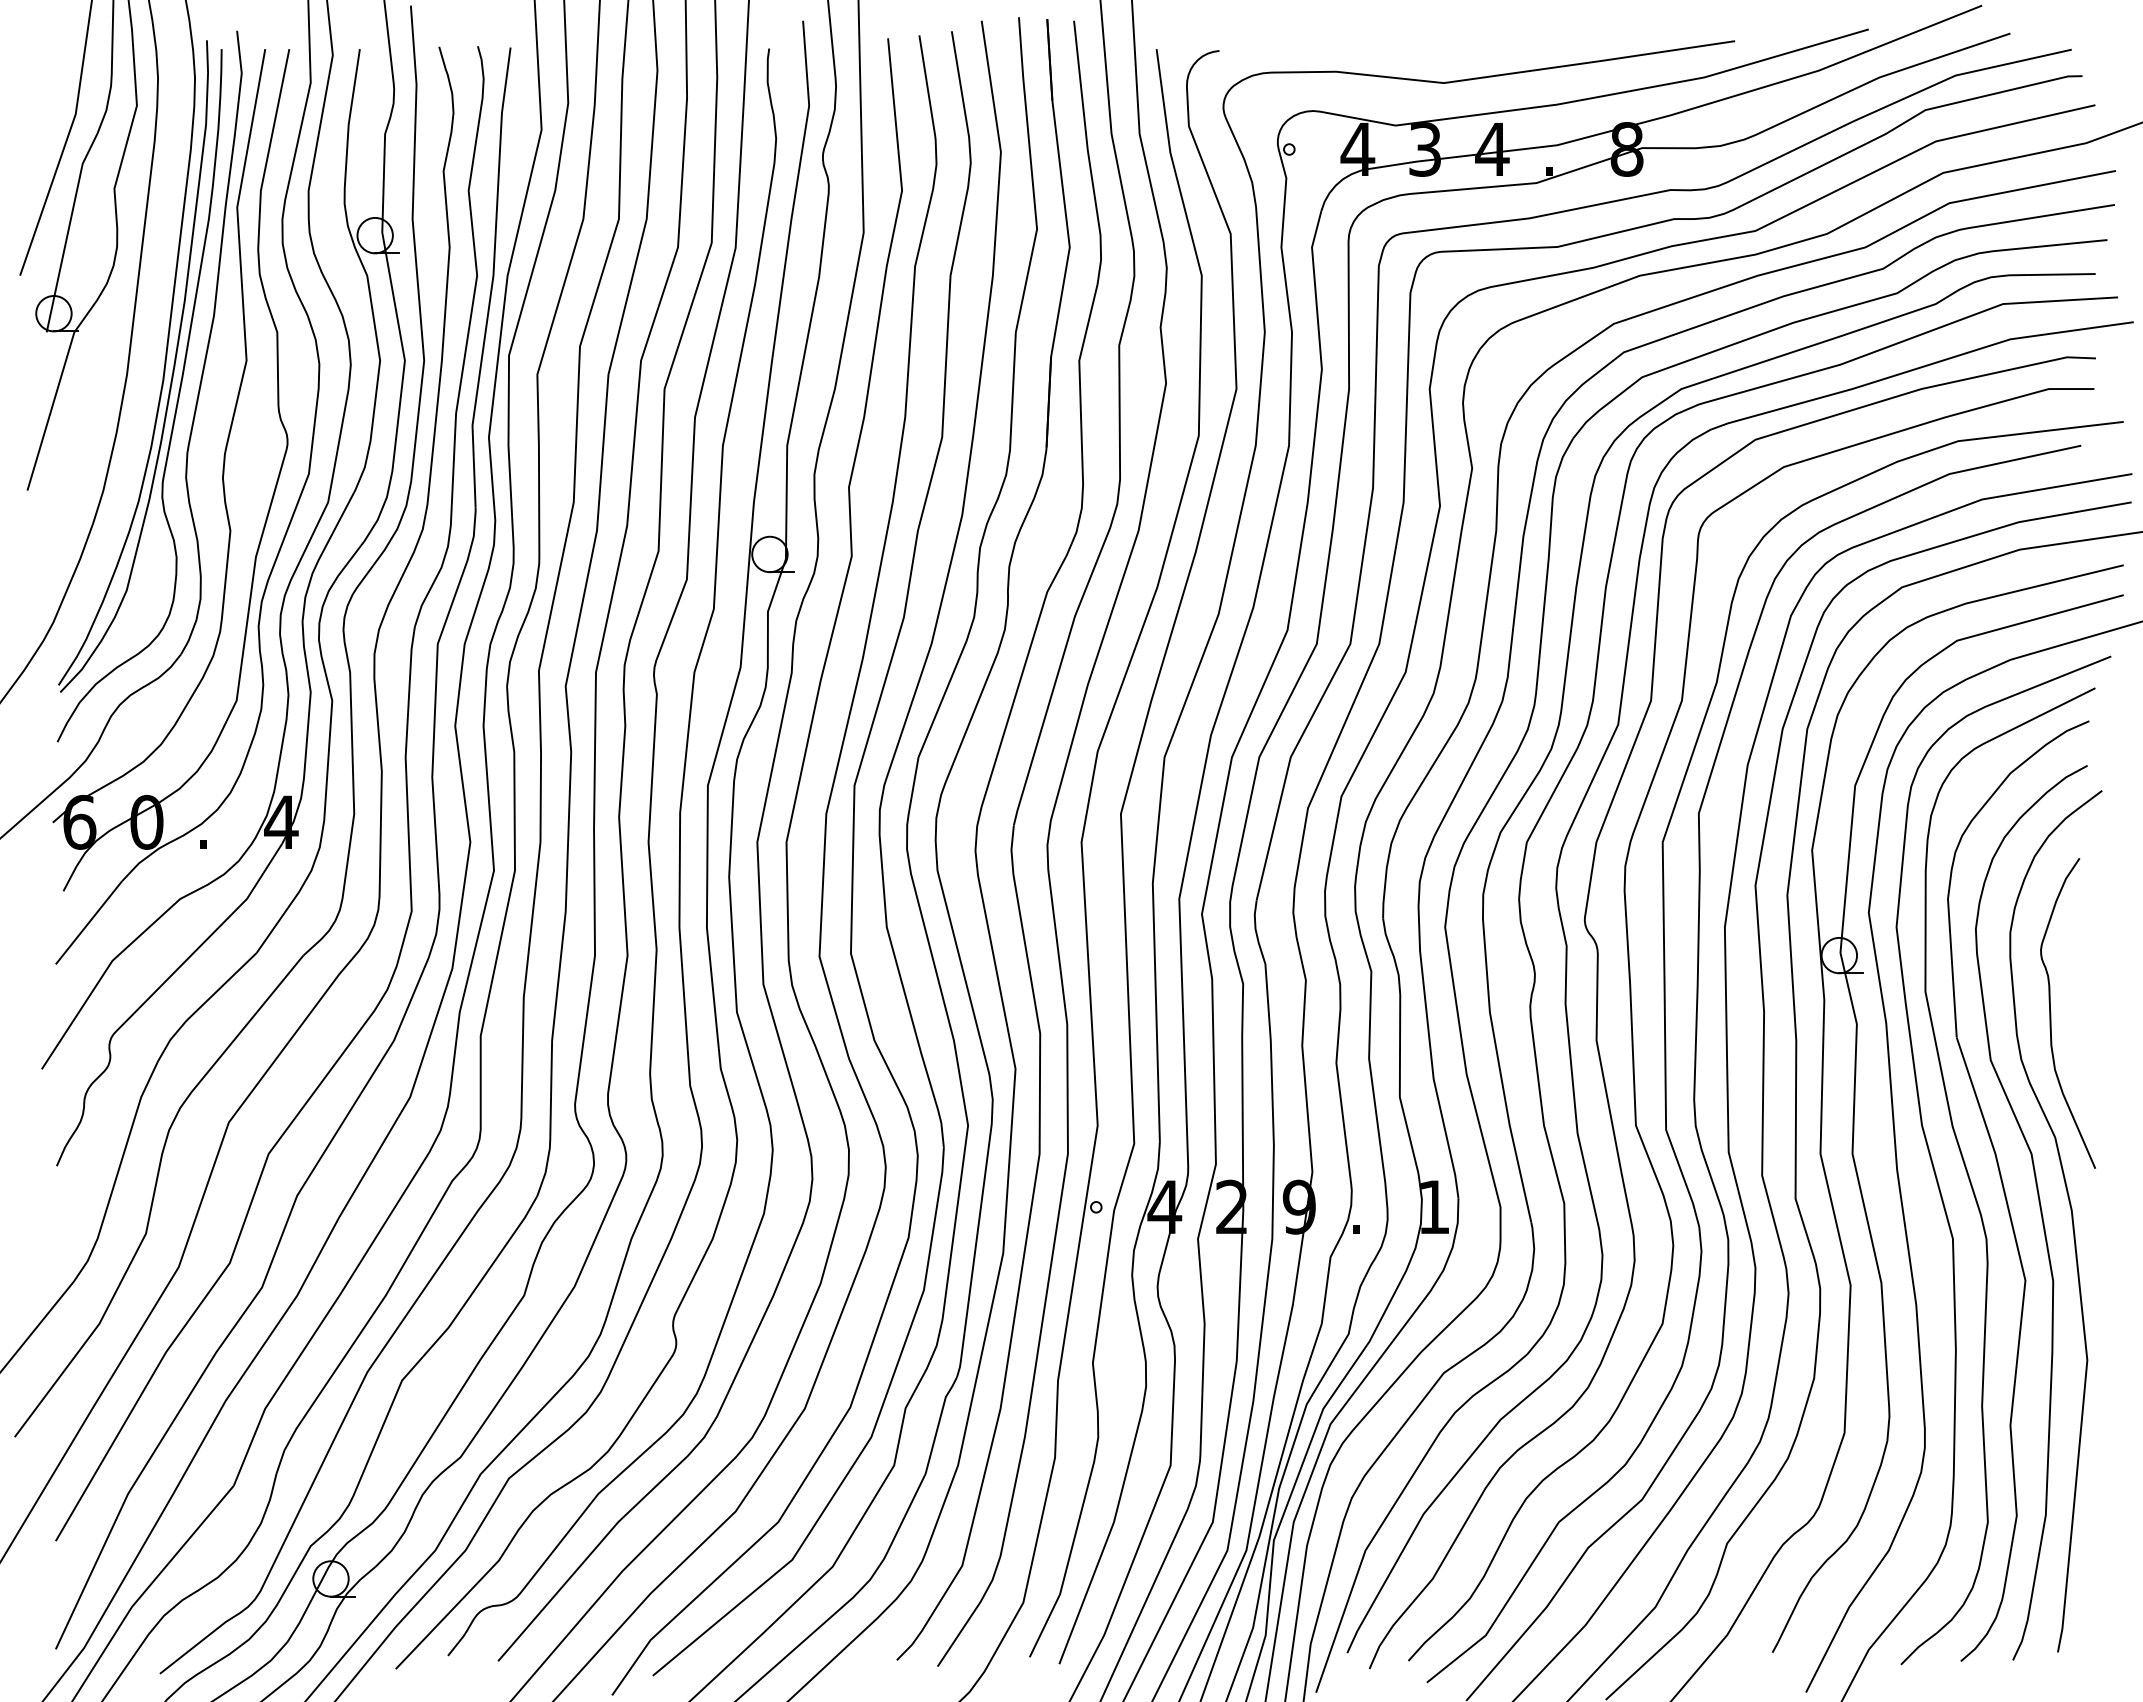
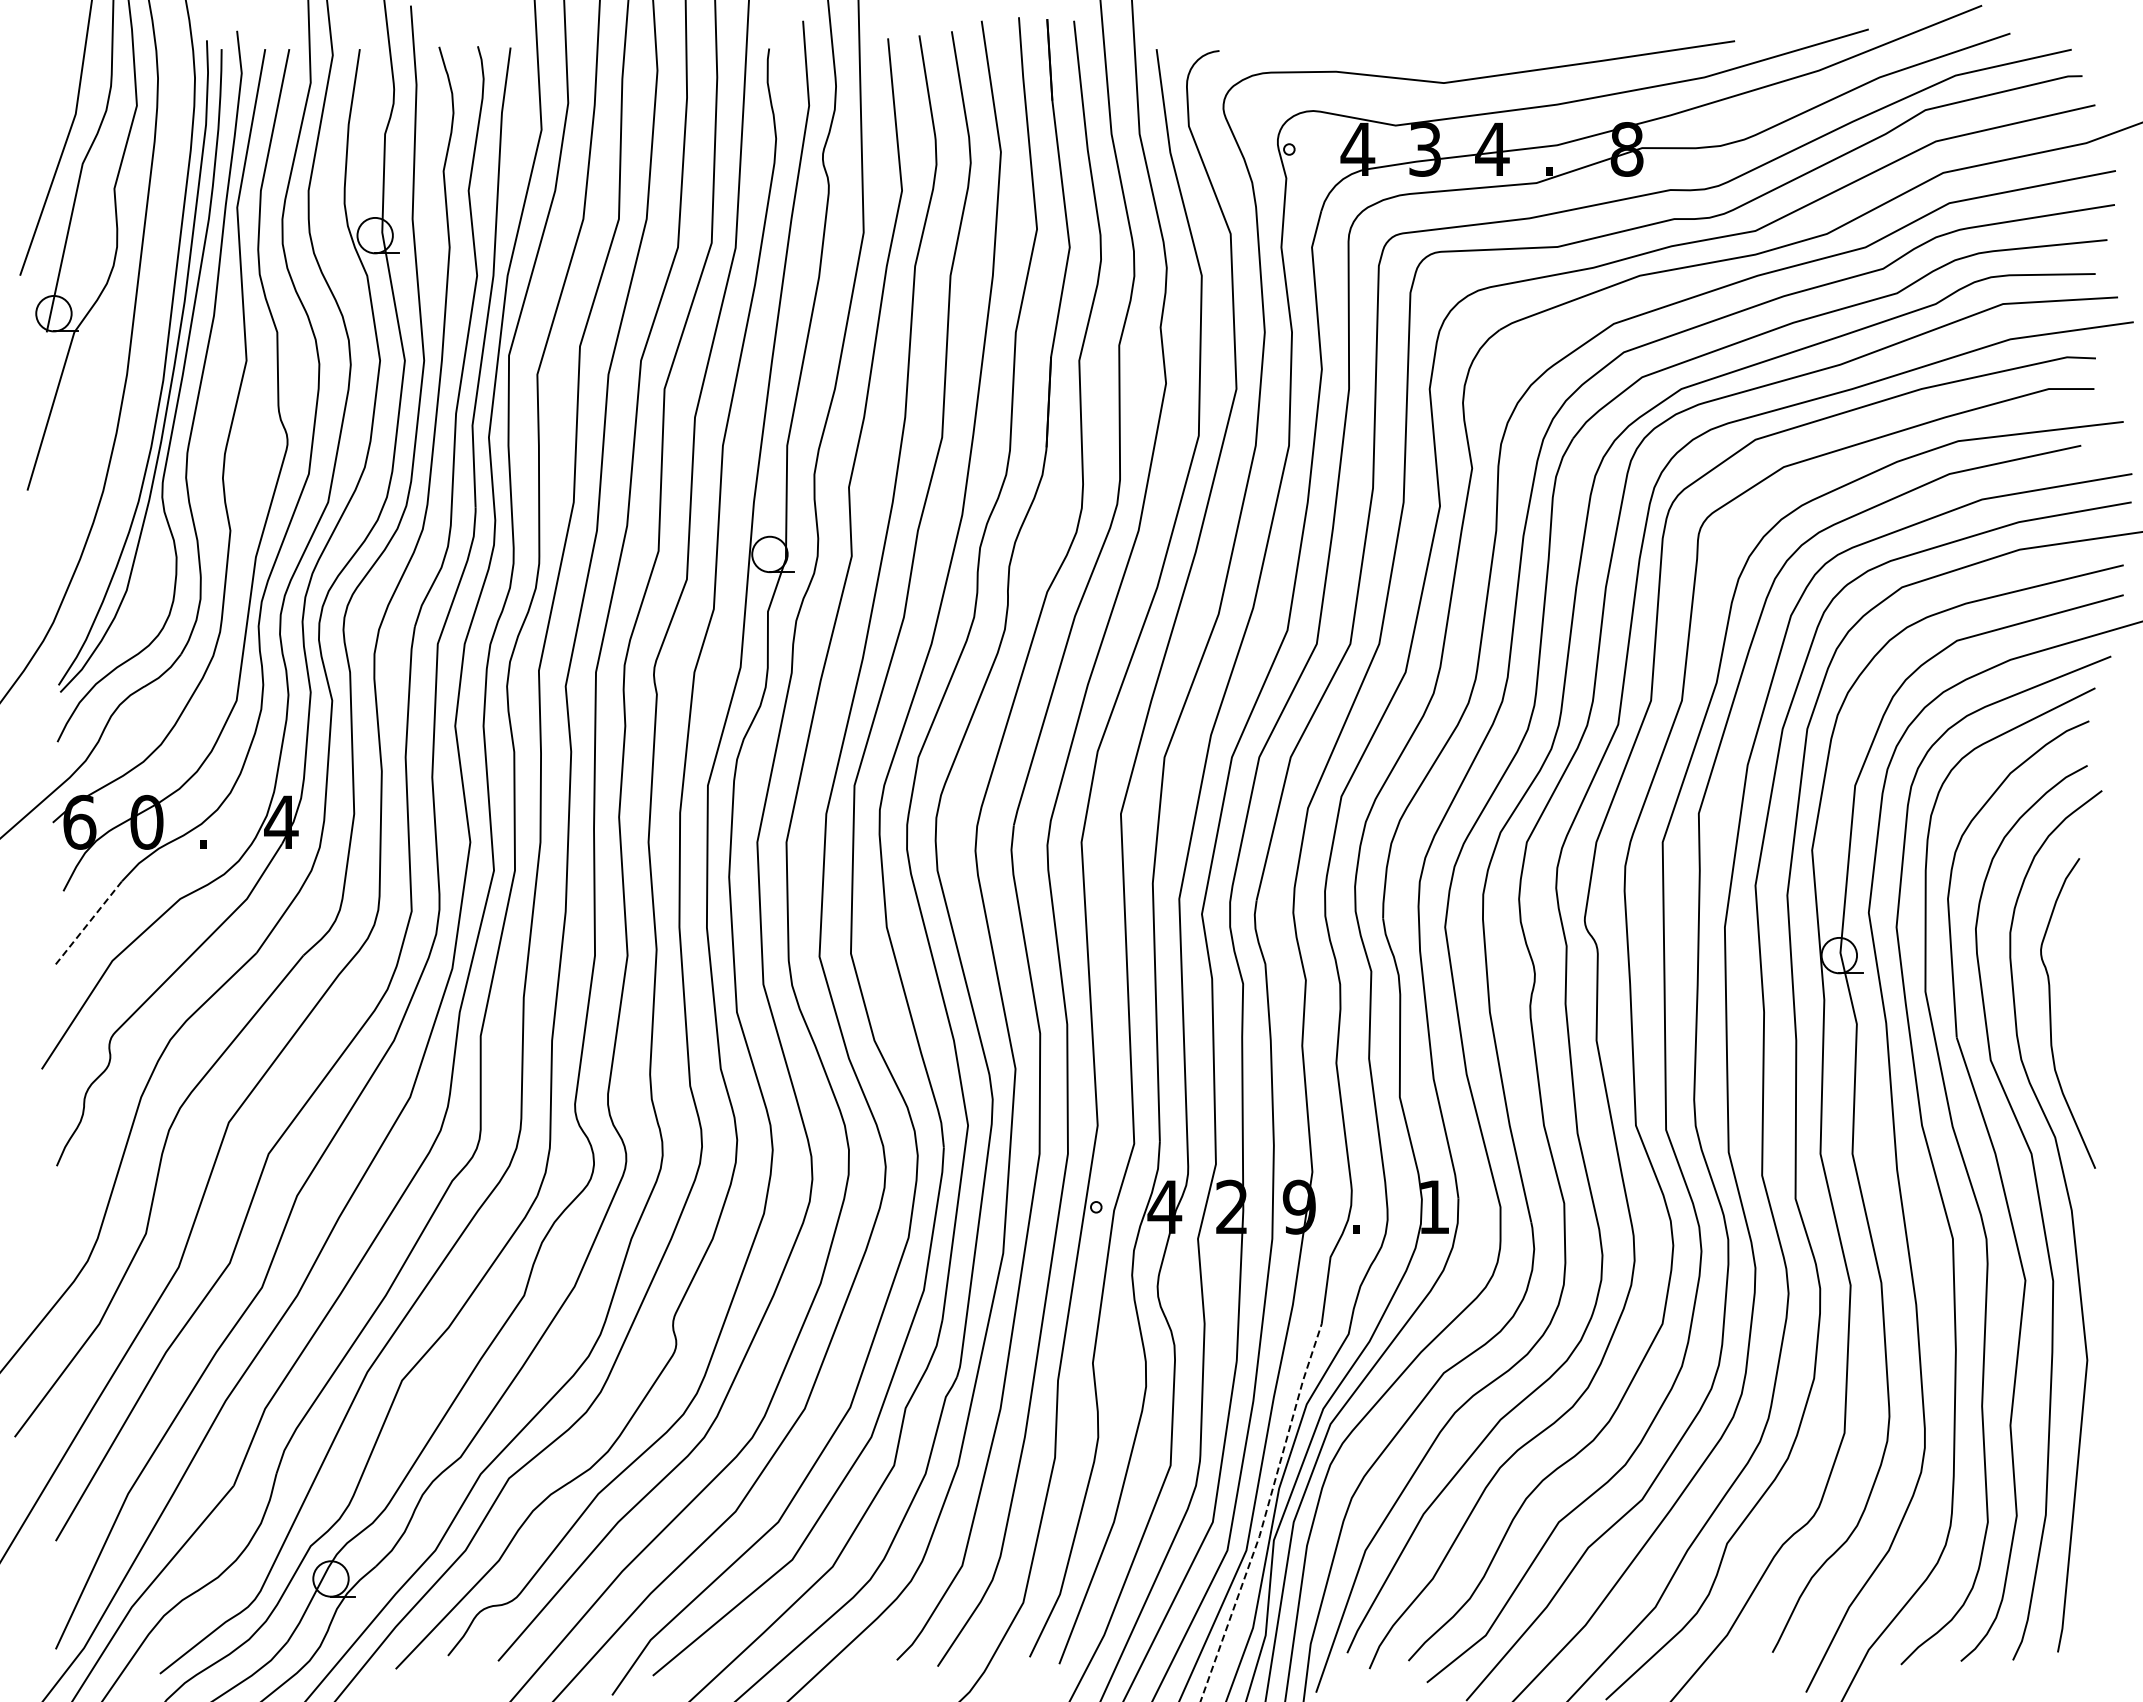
line: solid -> dashed (89, 922)
line: solid -> dashed (1265, 1513)
